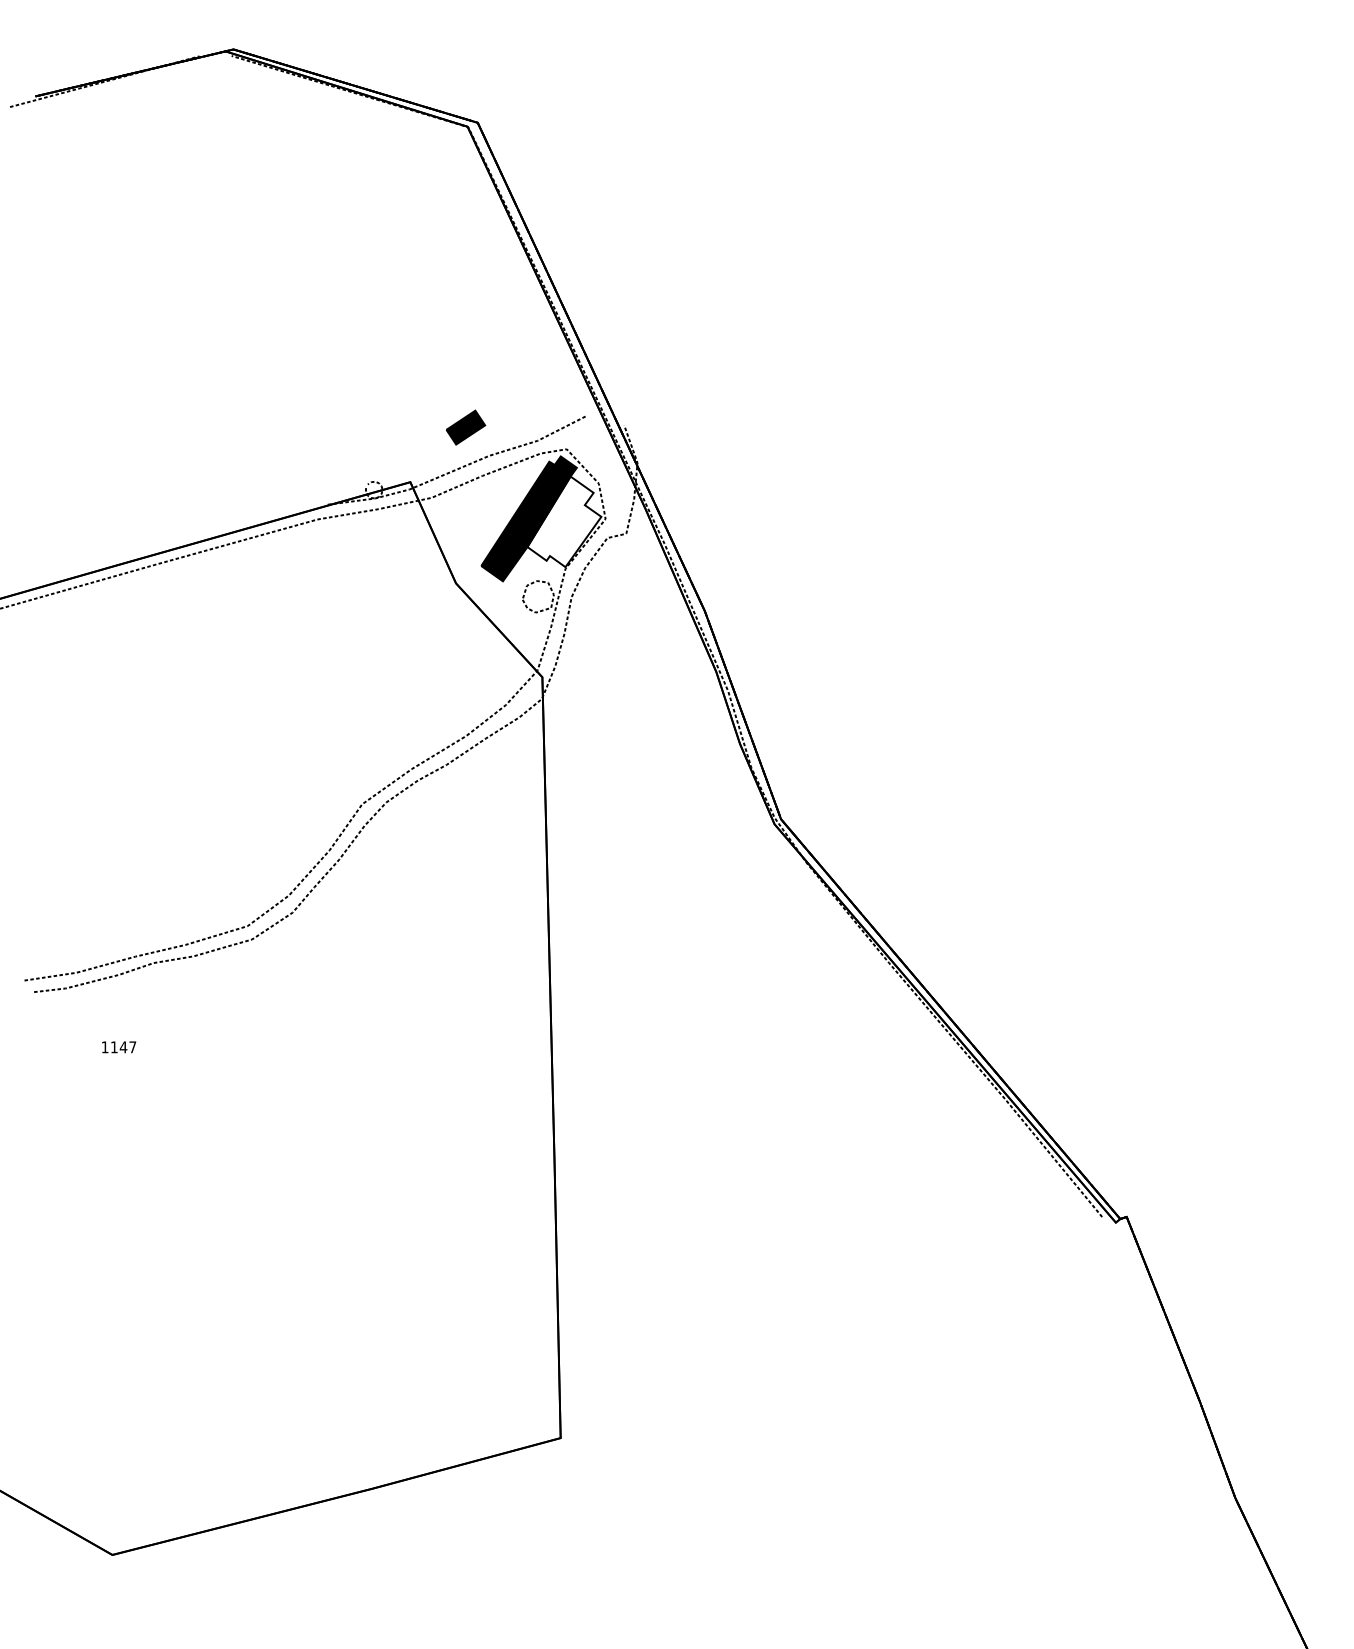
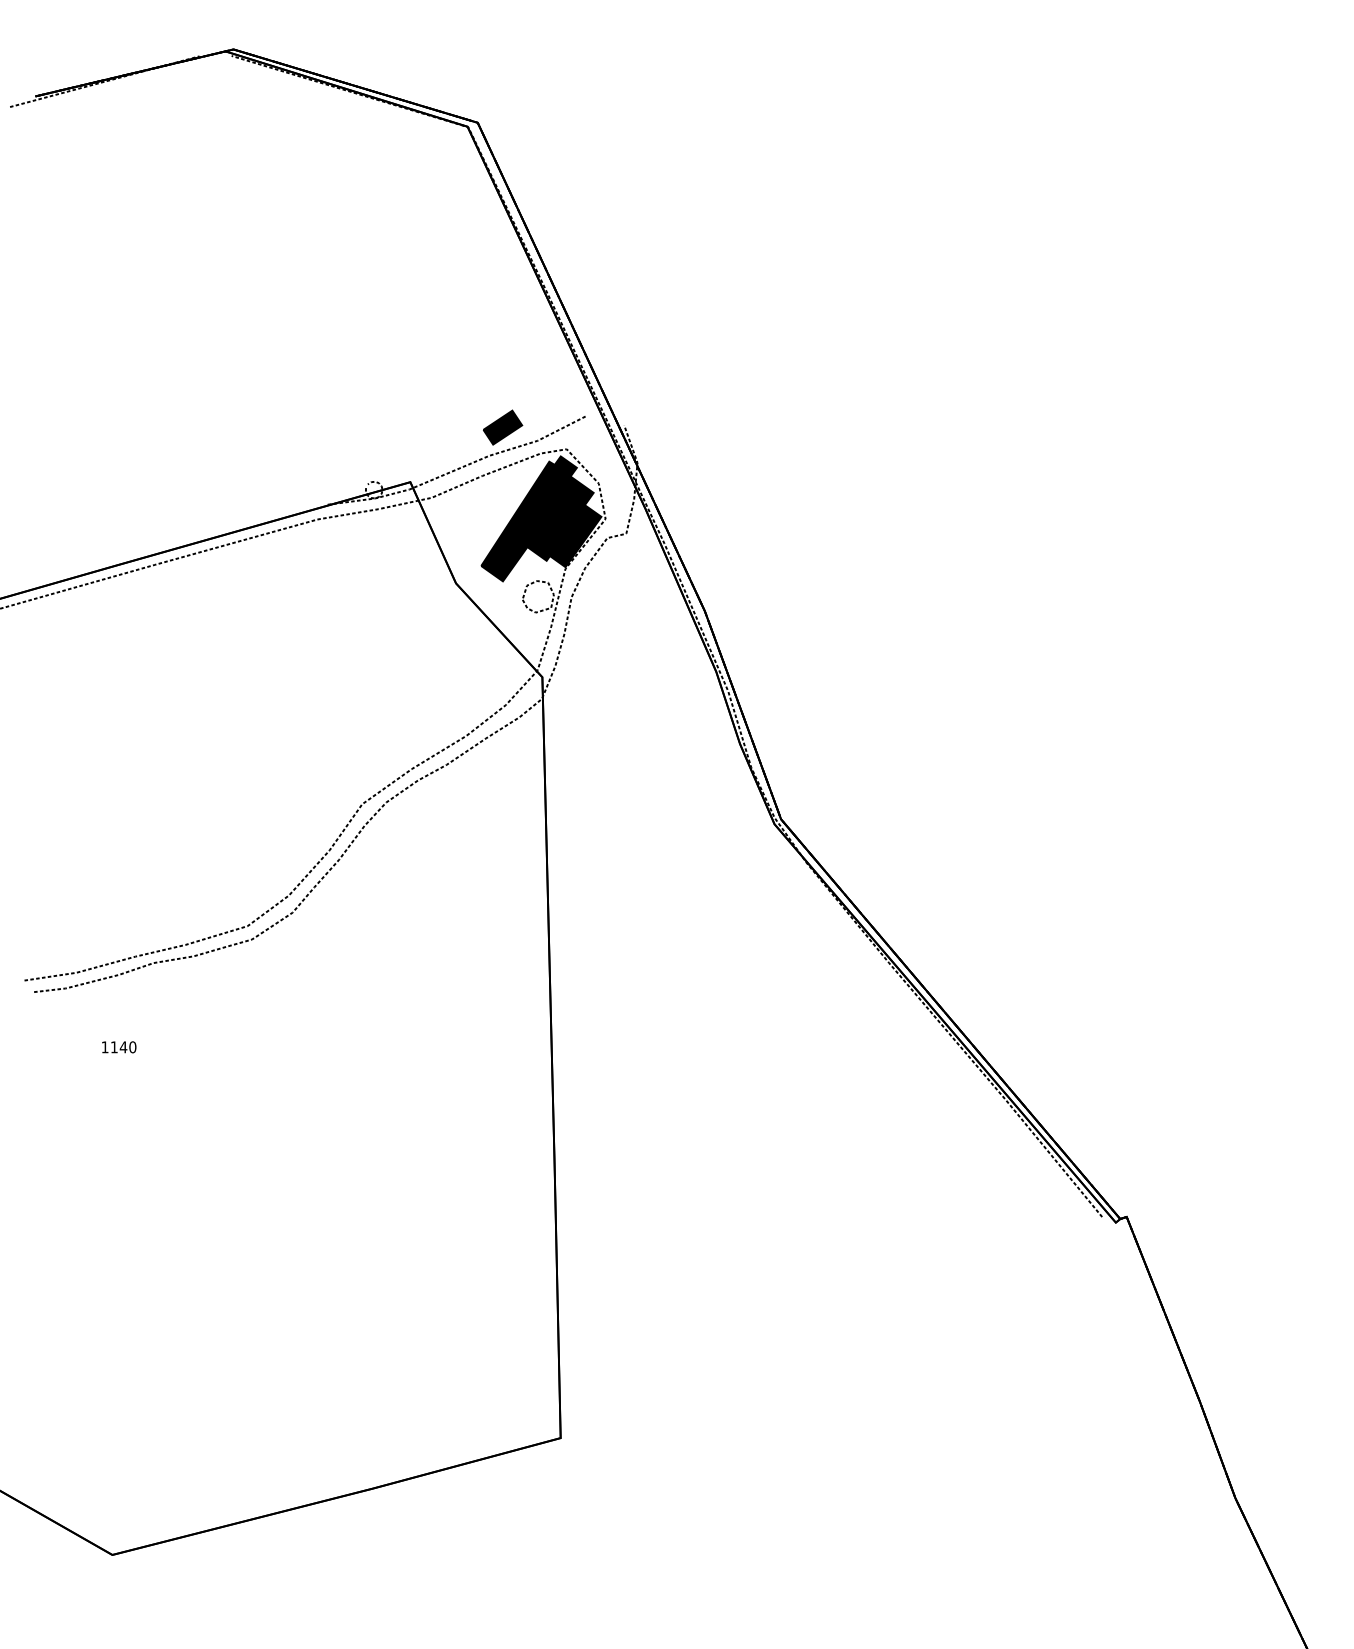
part position: (466, 427) -> (503, 427) (503, 427)
fill: none -> present (564, 521)
text: 1147 -> 1140 (132, 1047)
